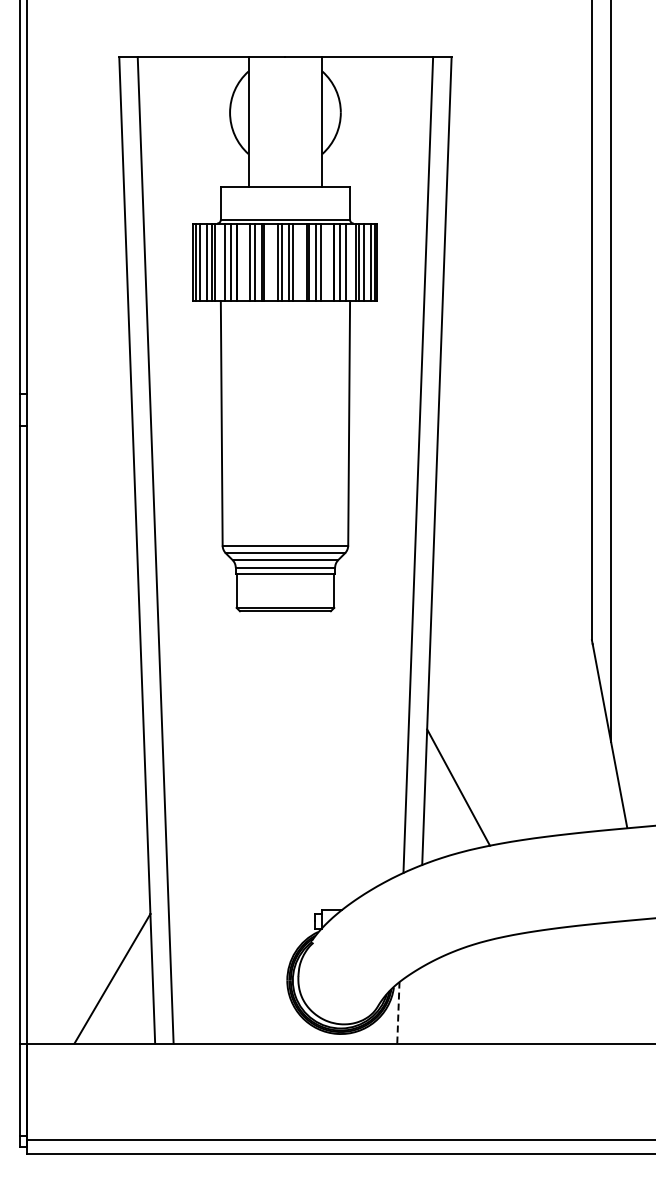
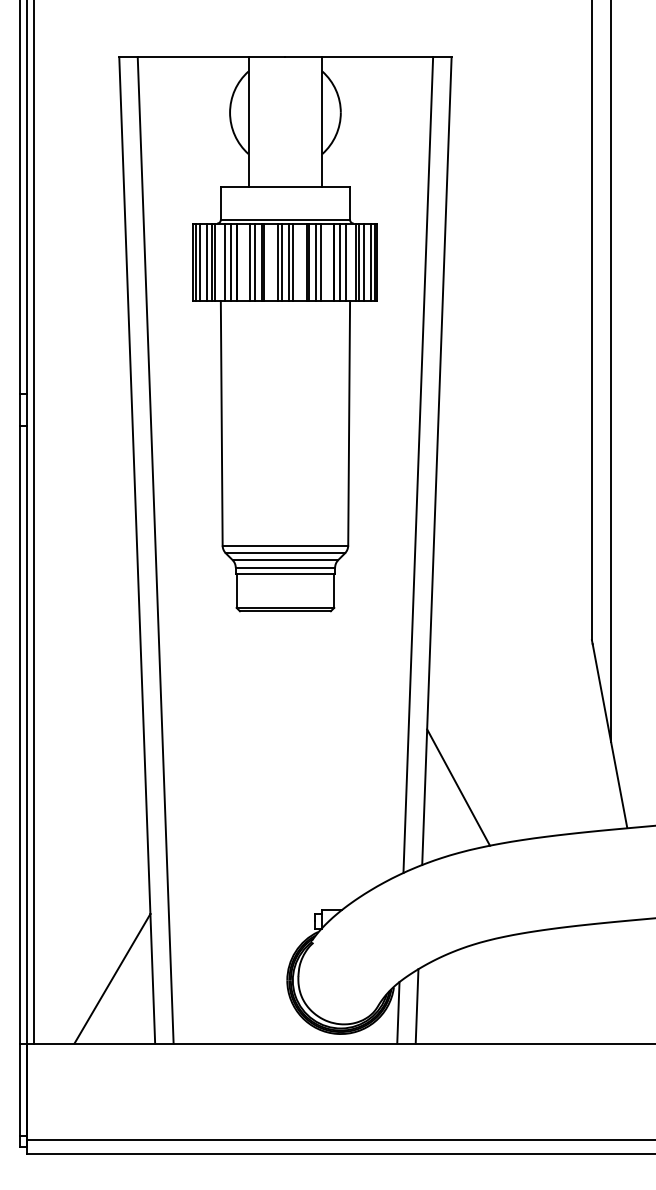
line: none -> present (34, 522)
line: none -> present (416, 1006)
line: dashed -> solid (398, 1012)
